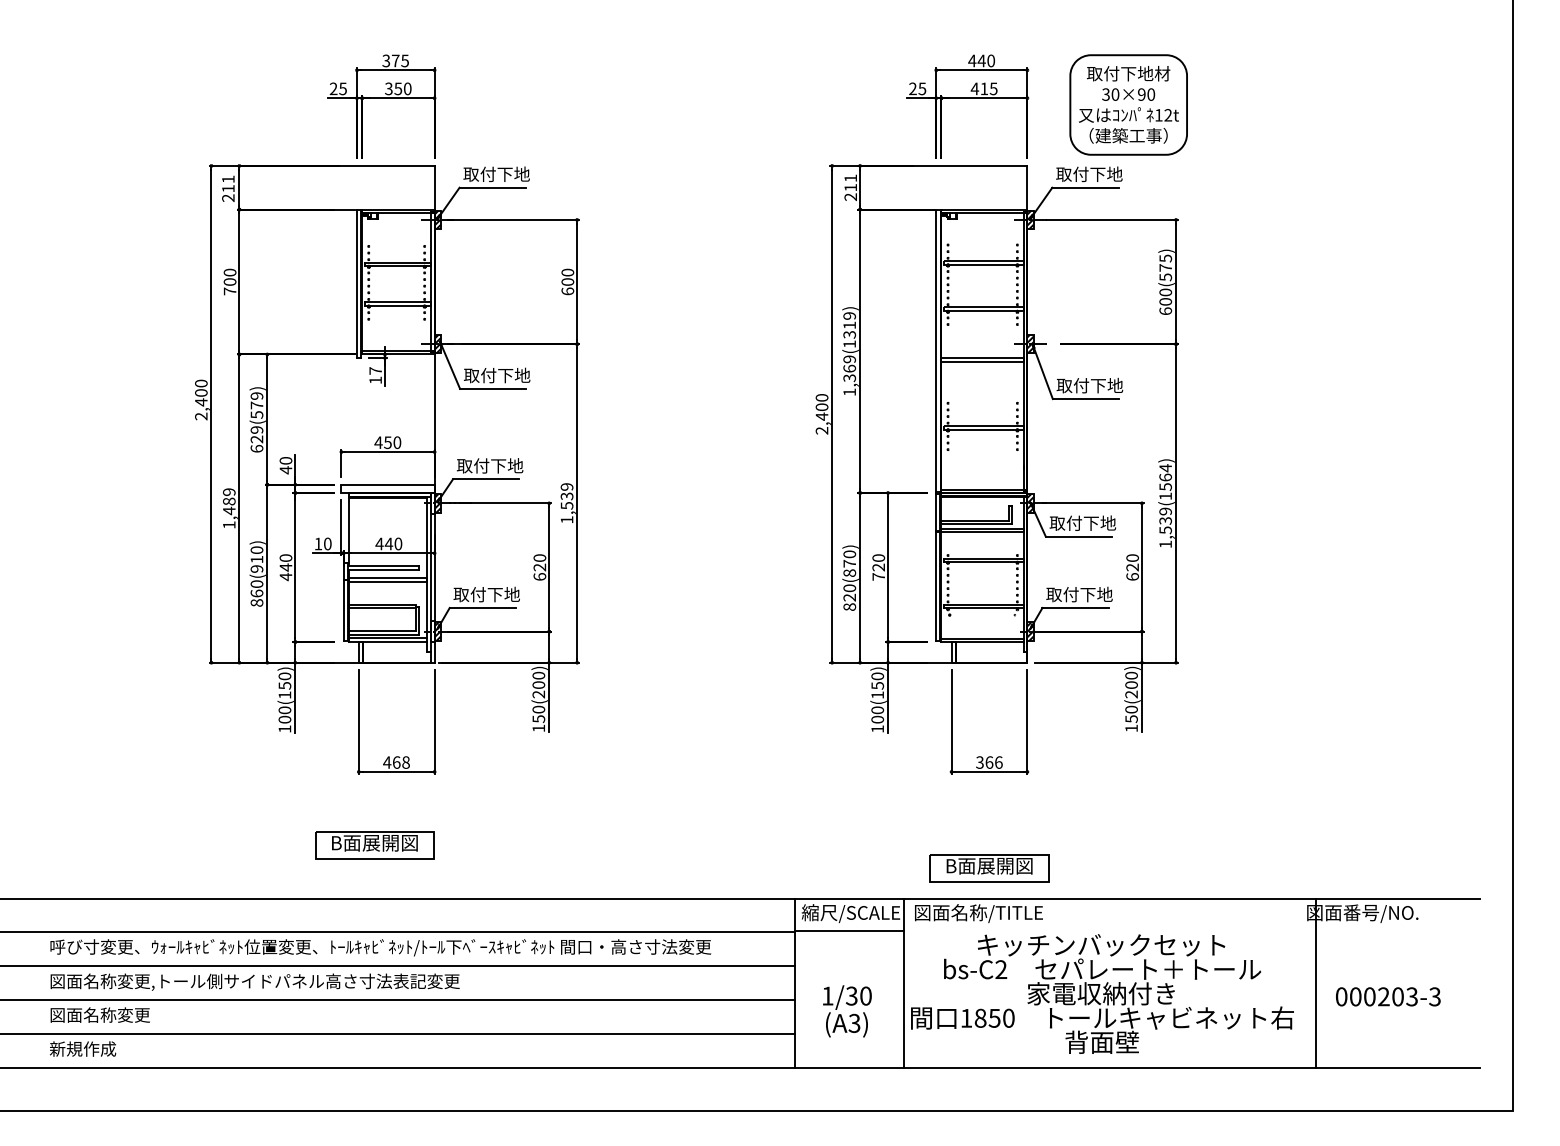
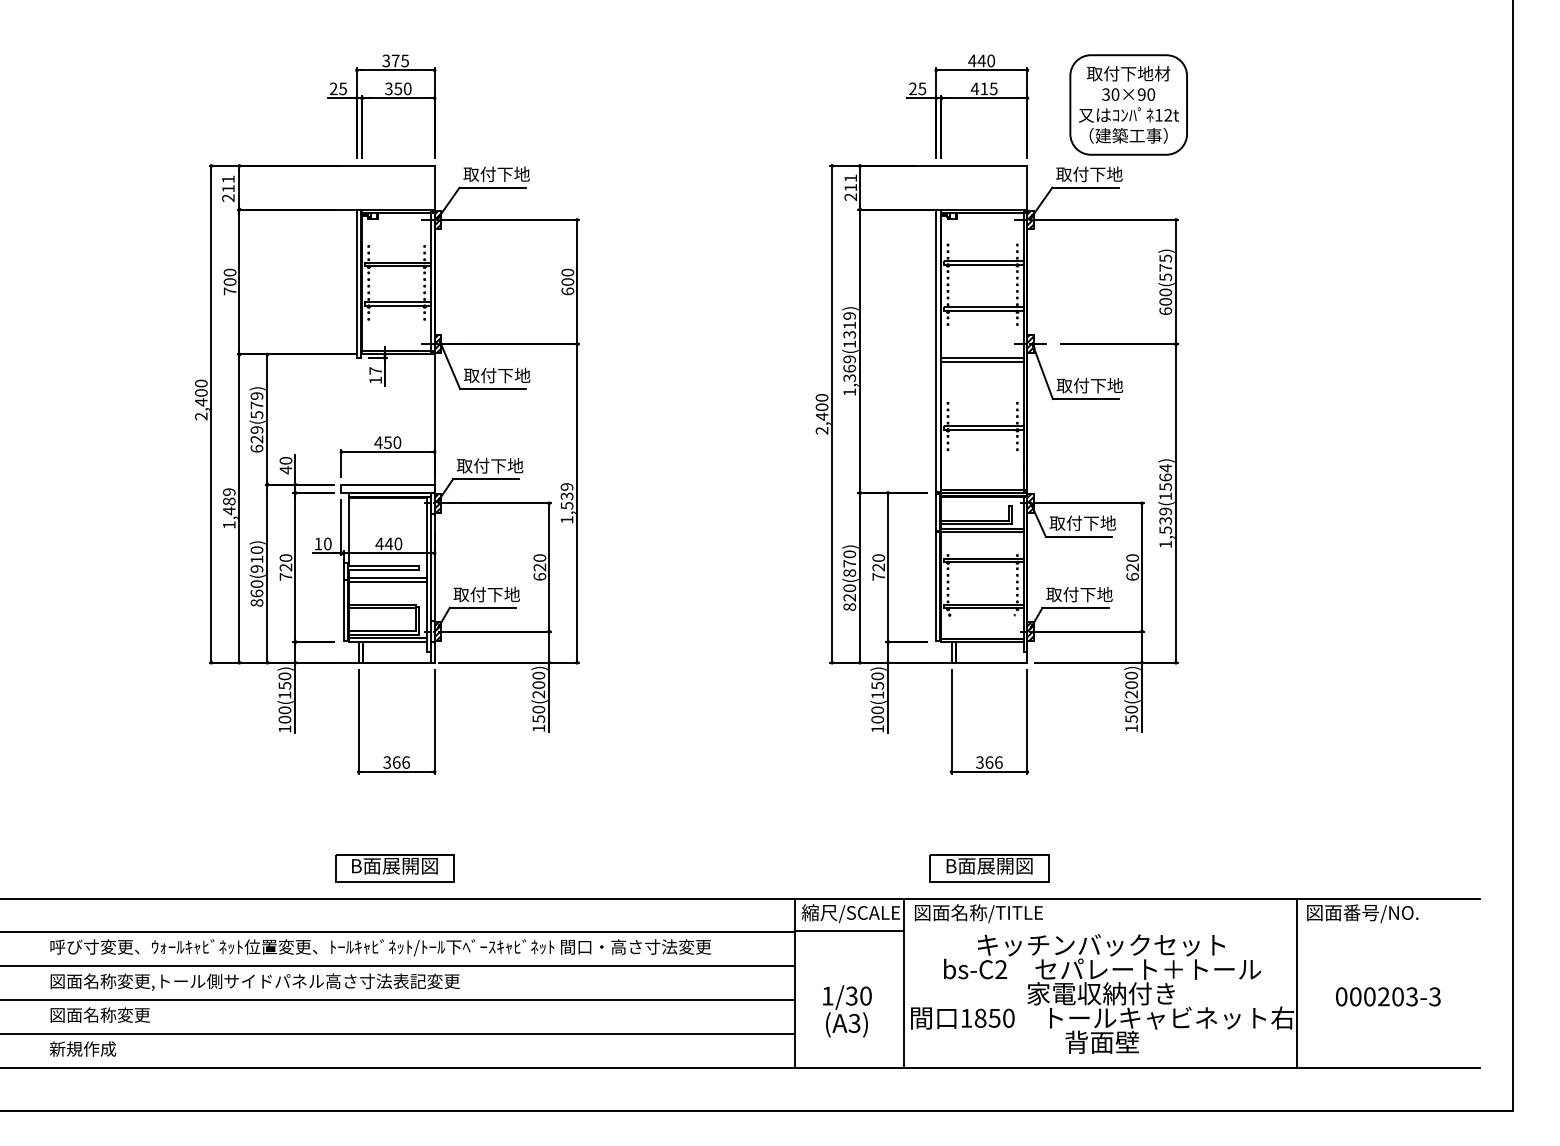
text: 440 -> 720 (285, 572)
text: 468 -> 366 (396, 762)
part position: (374, 845) -> (394, 868) (394, 868)
line position: (1316, 982) -> (1297, 982) (1297, 982)
